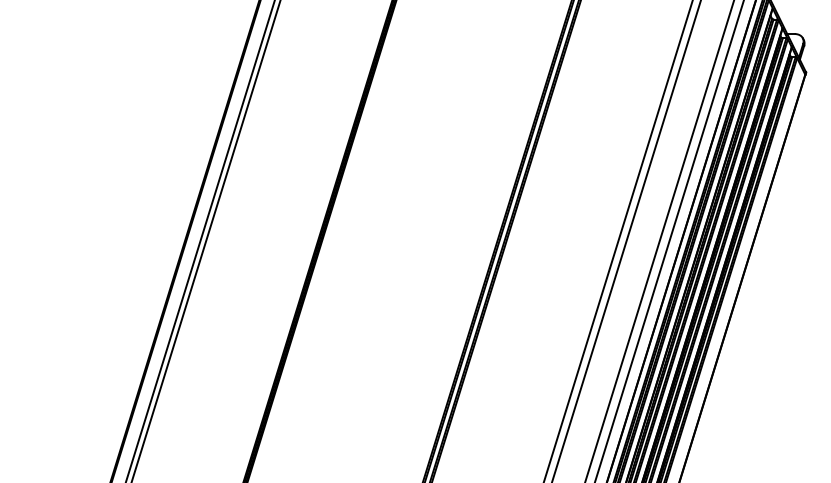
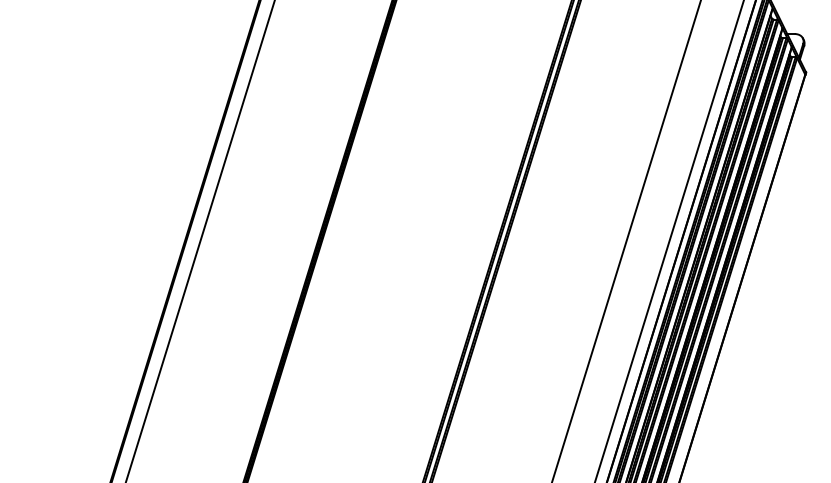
line: present -> none (205, 240)
line: present -> none (618, 240)
line: present -> none (659, 240)
